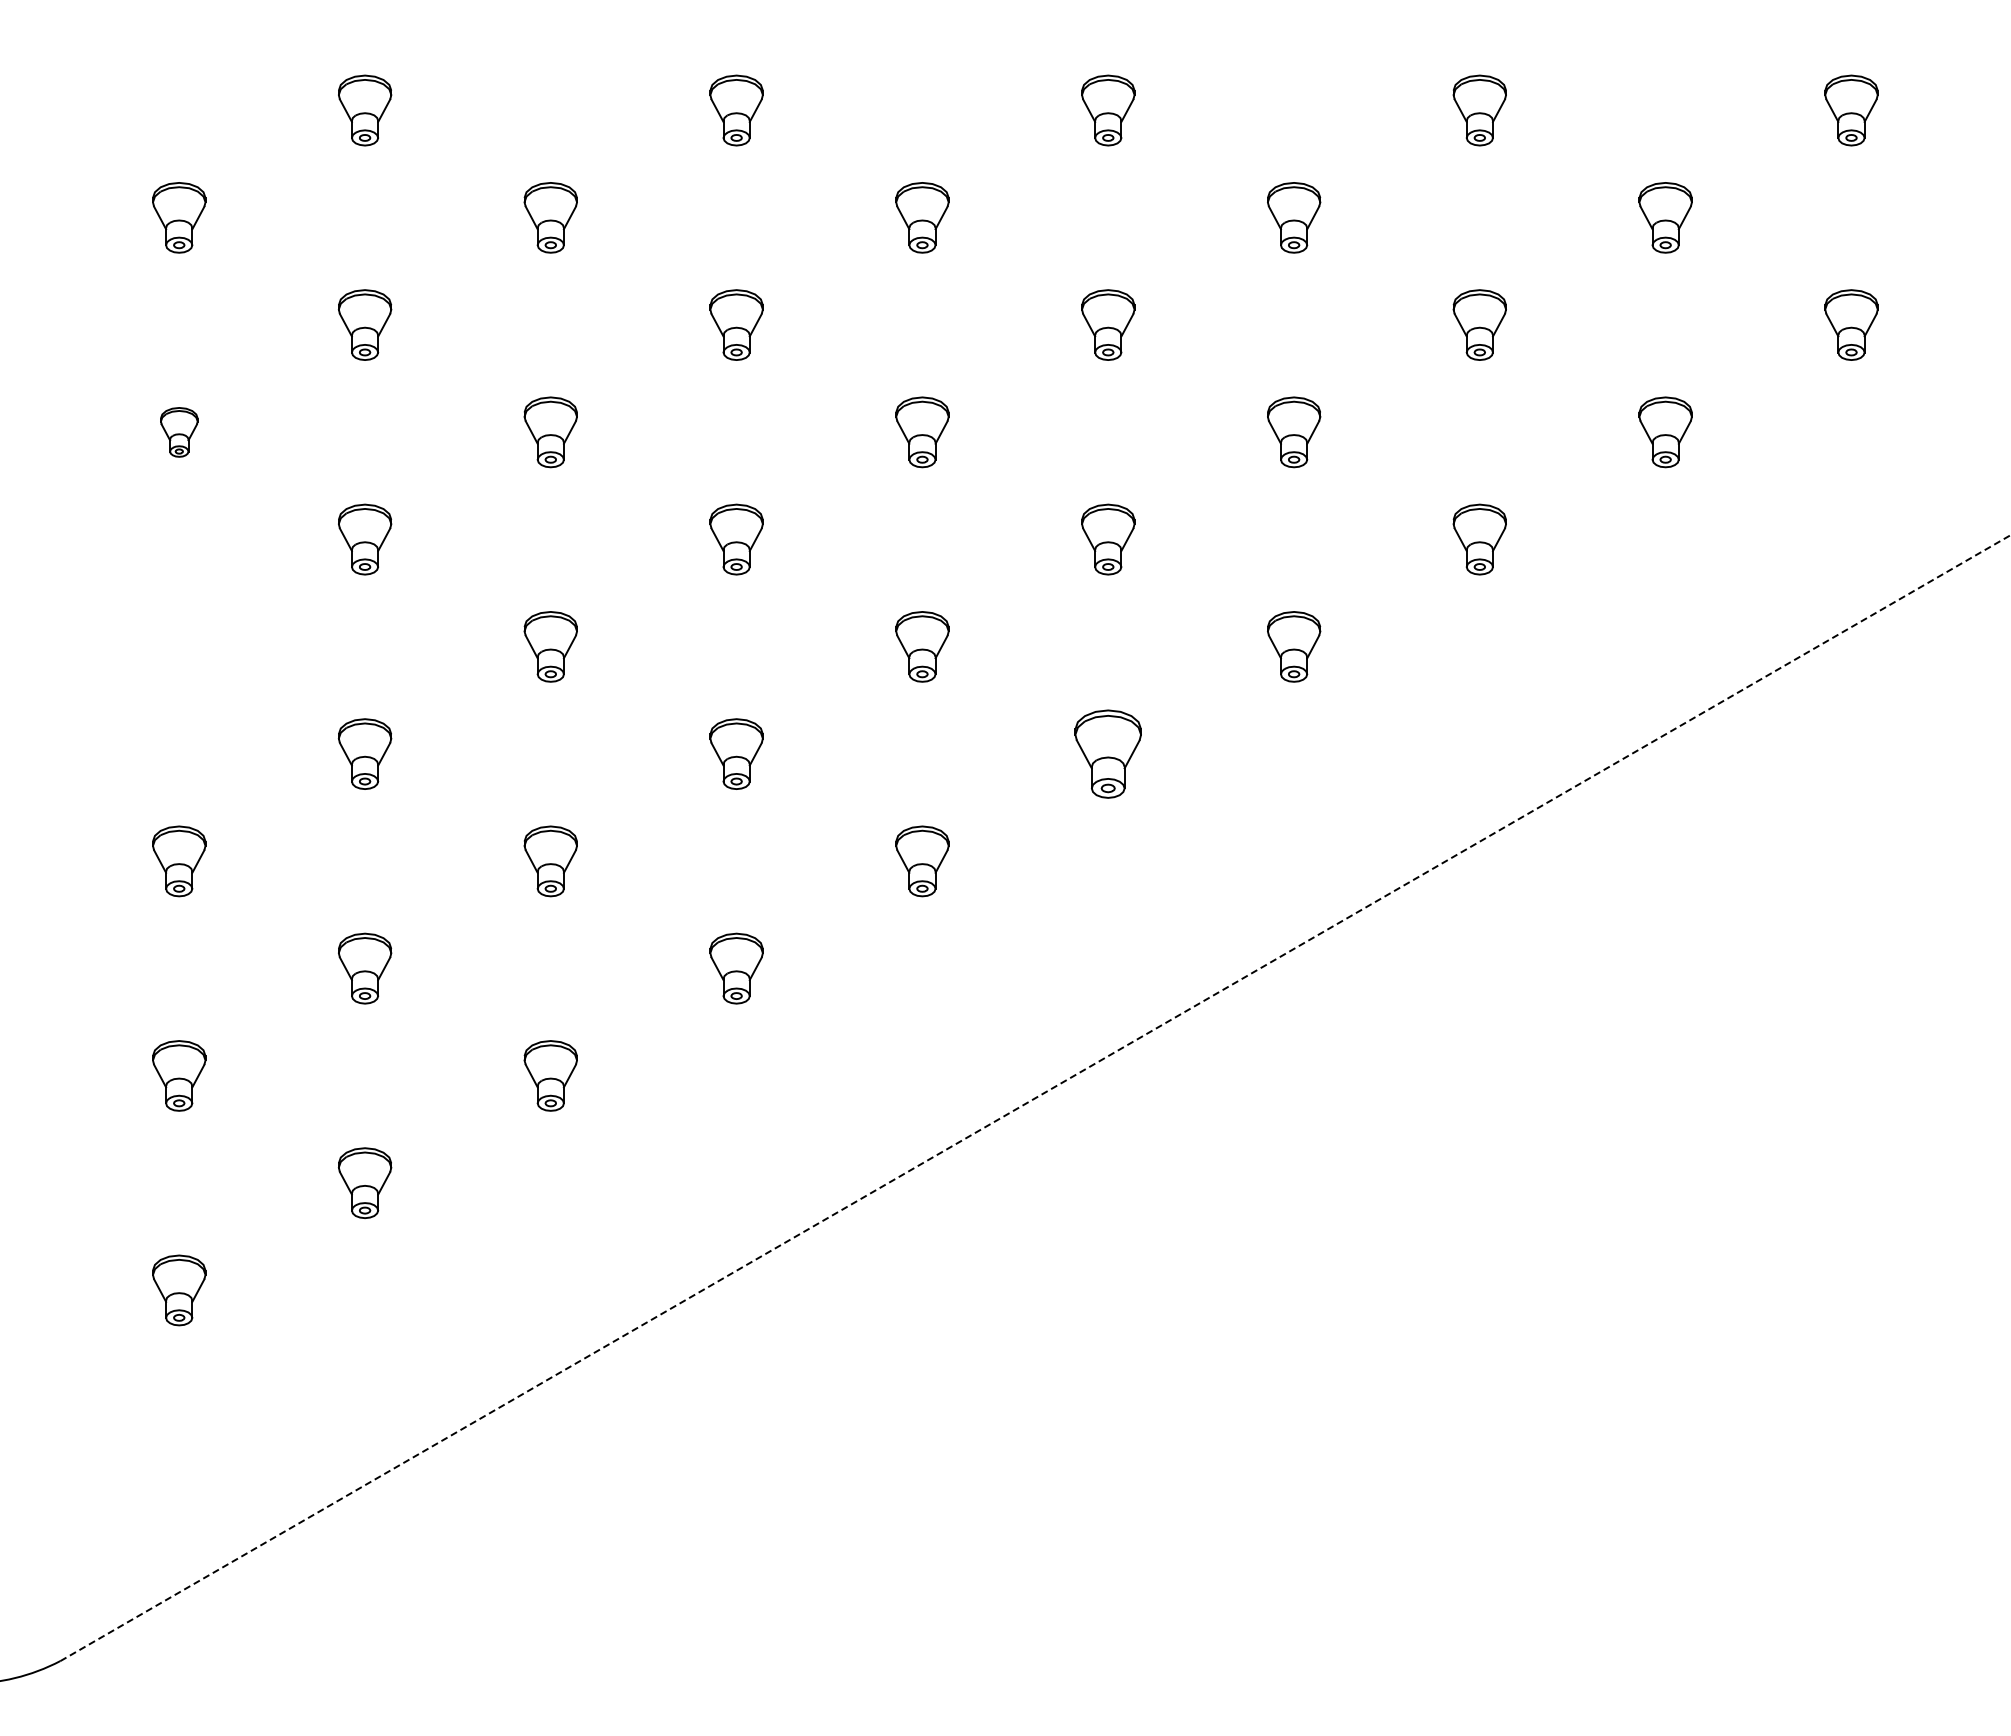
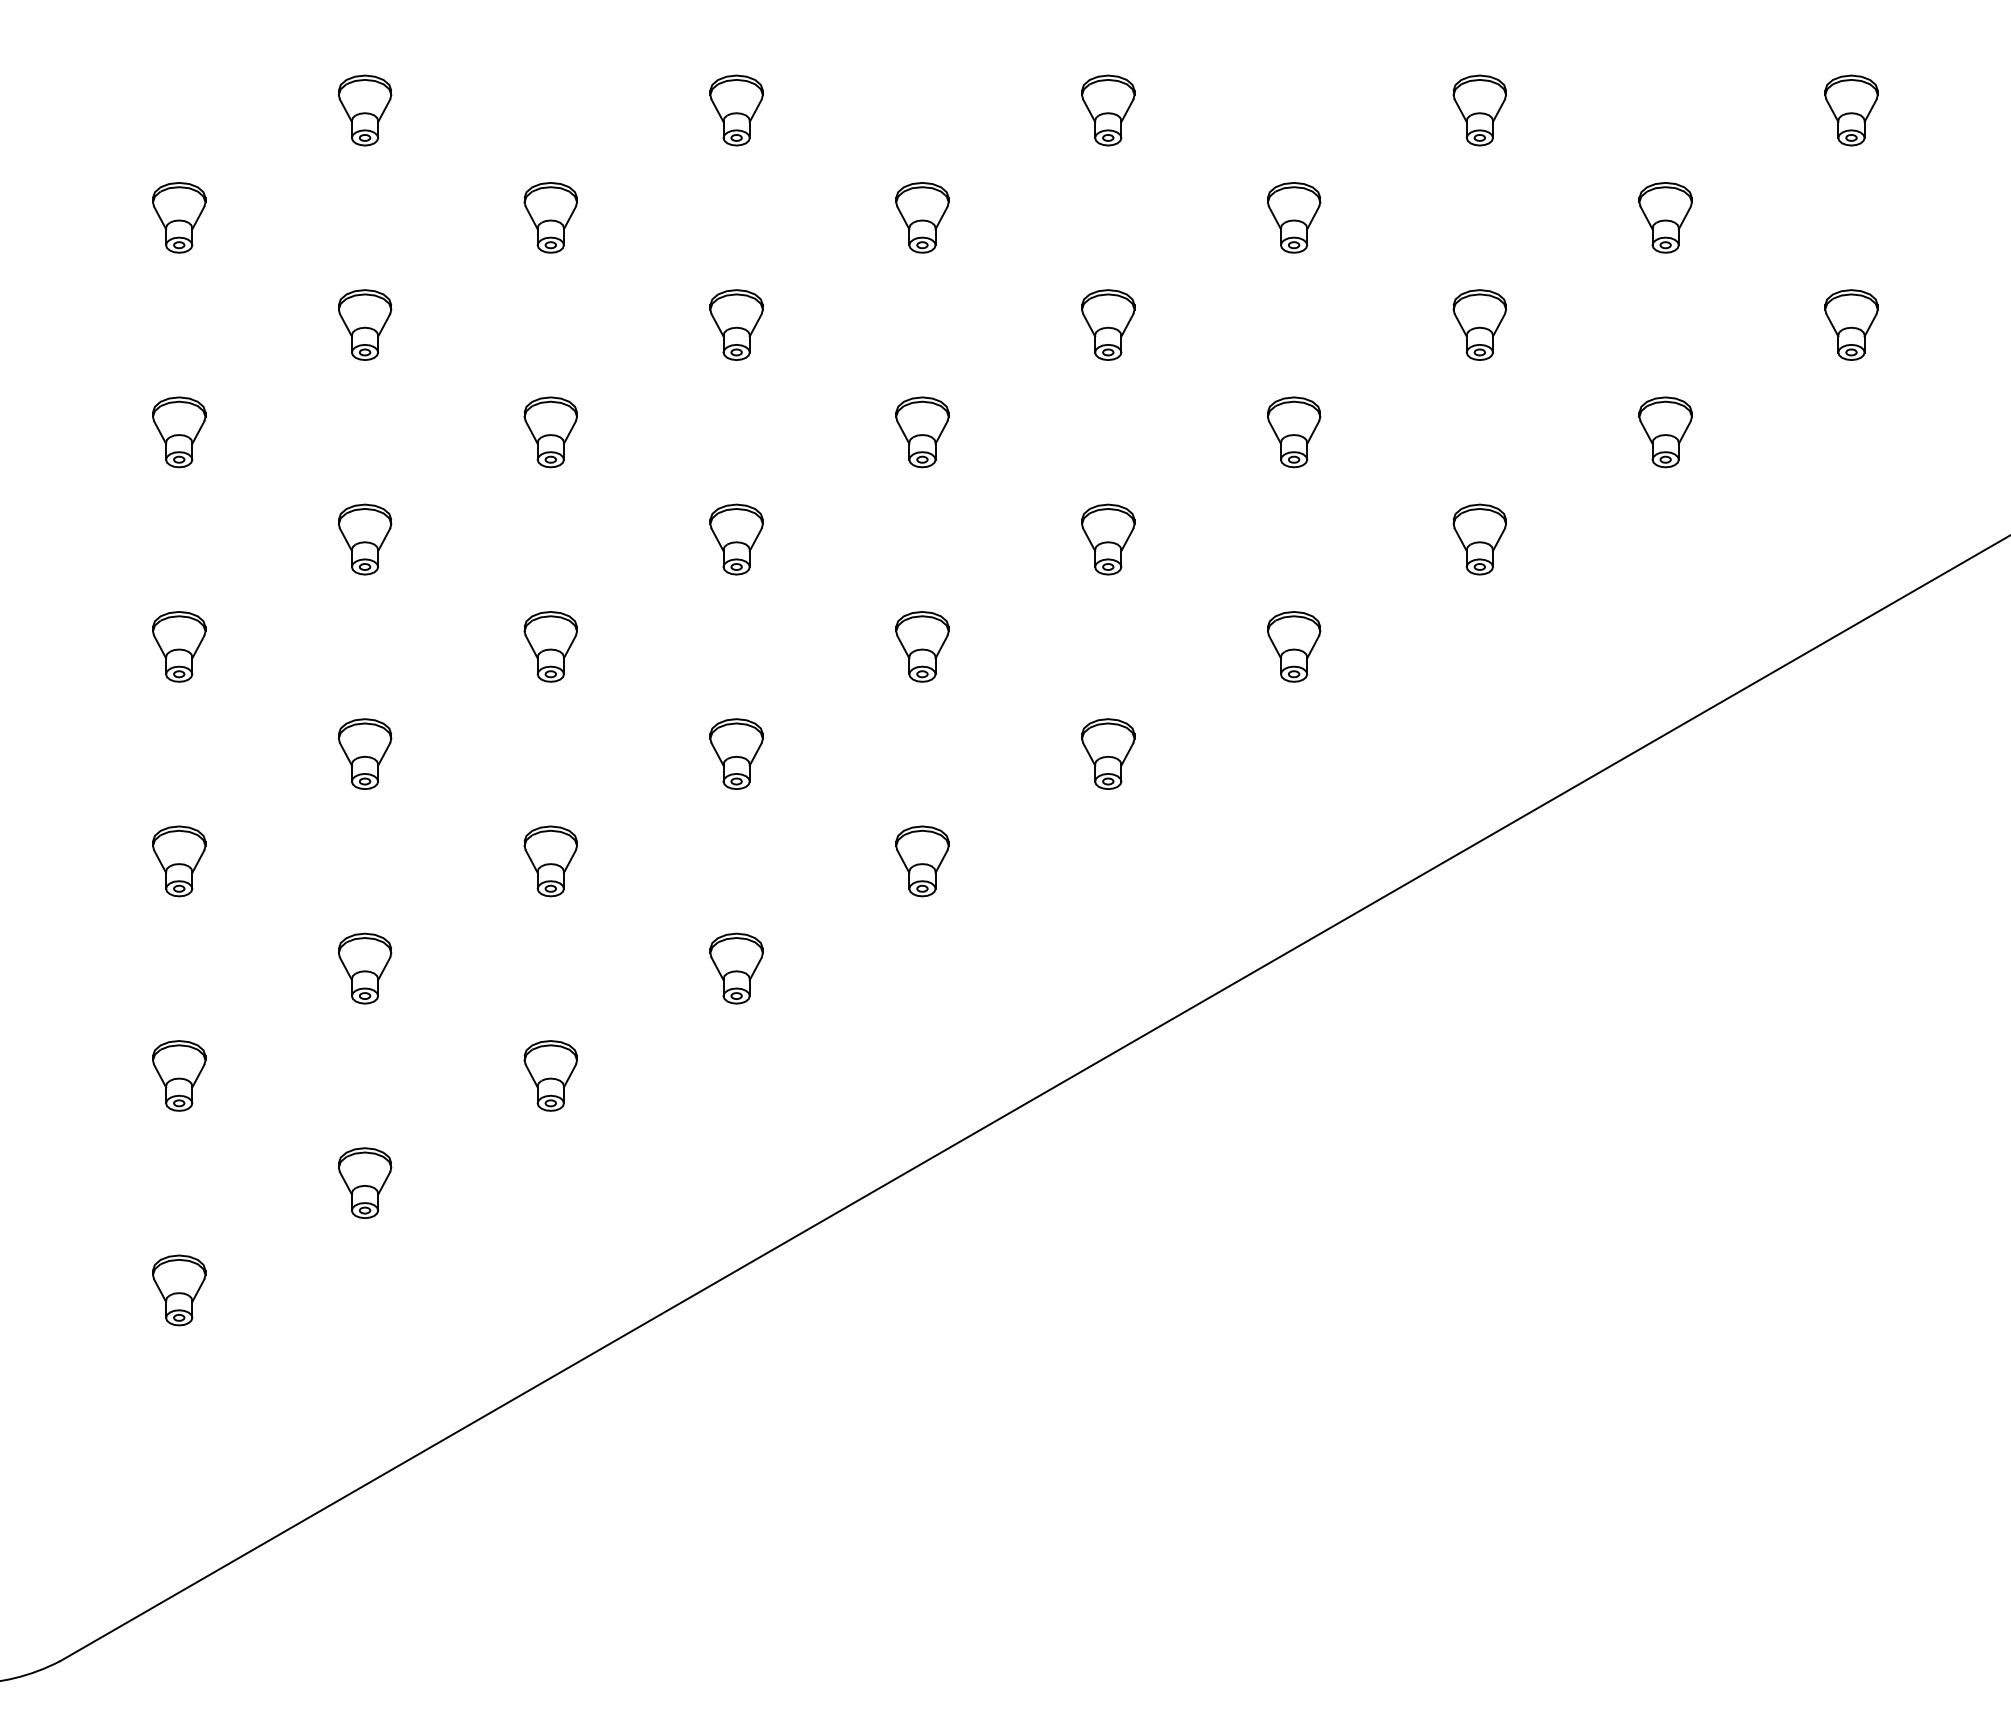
part size: 39x51 px -> 55x73 px (179, 432)
part: none -> present (179, 646)
part size: 68x90 px -> 55x72 px (1108, 753)
line: dashed -> solid (1035, 1098)
